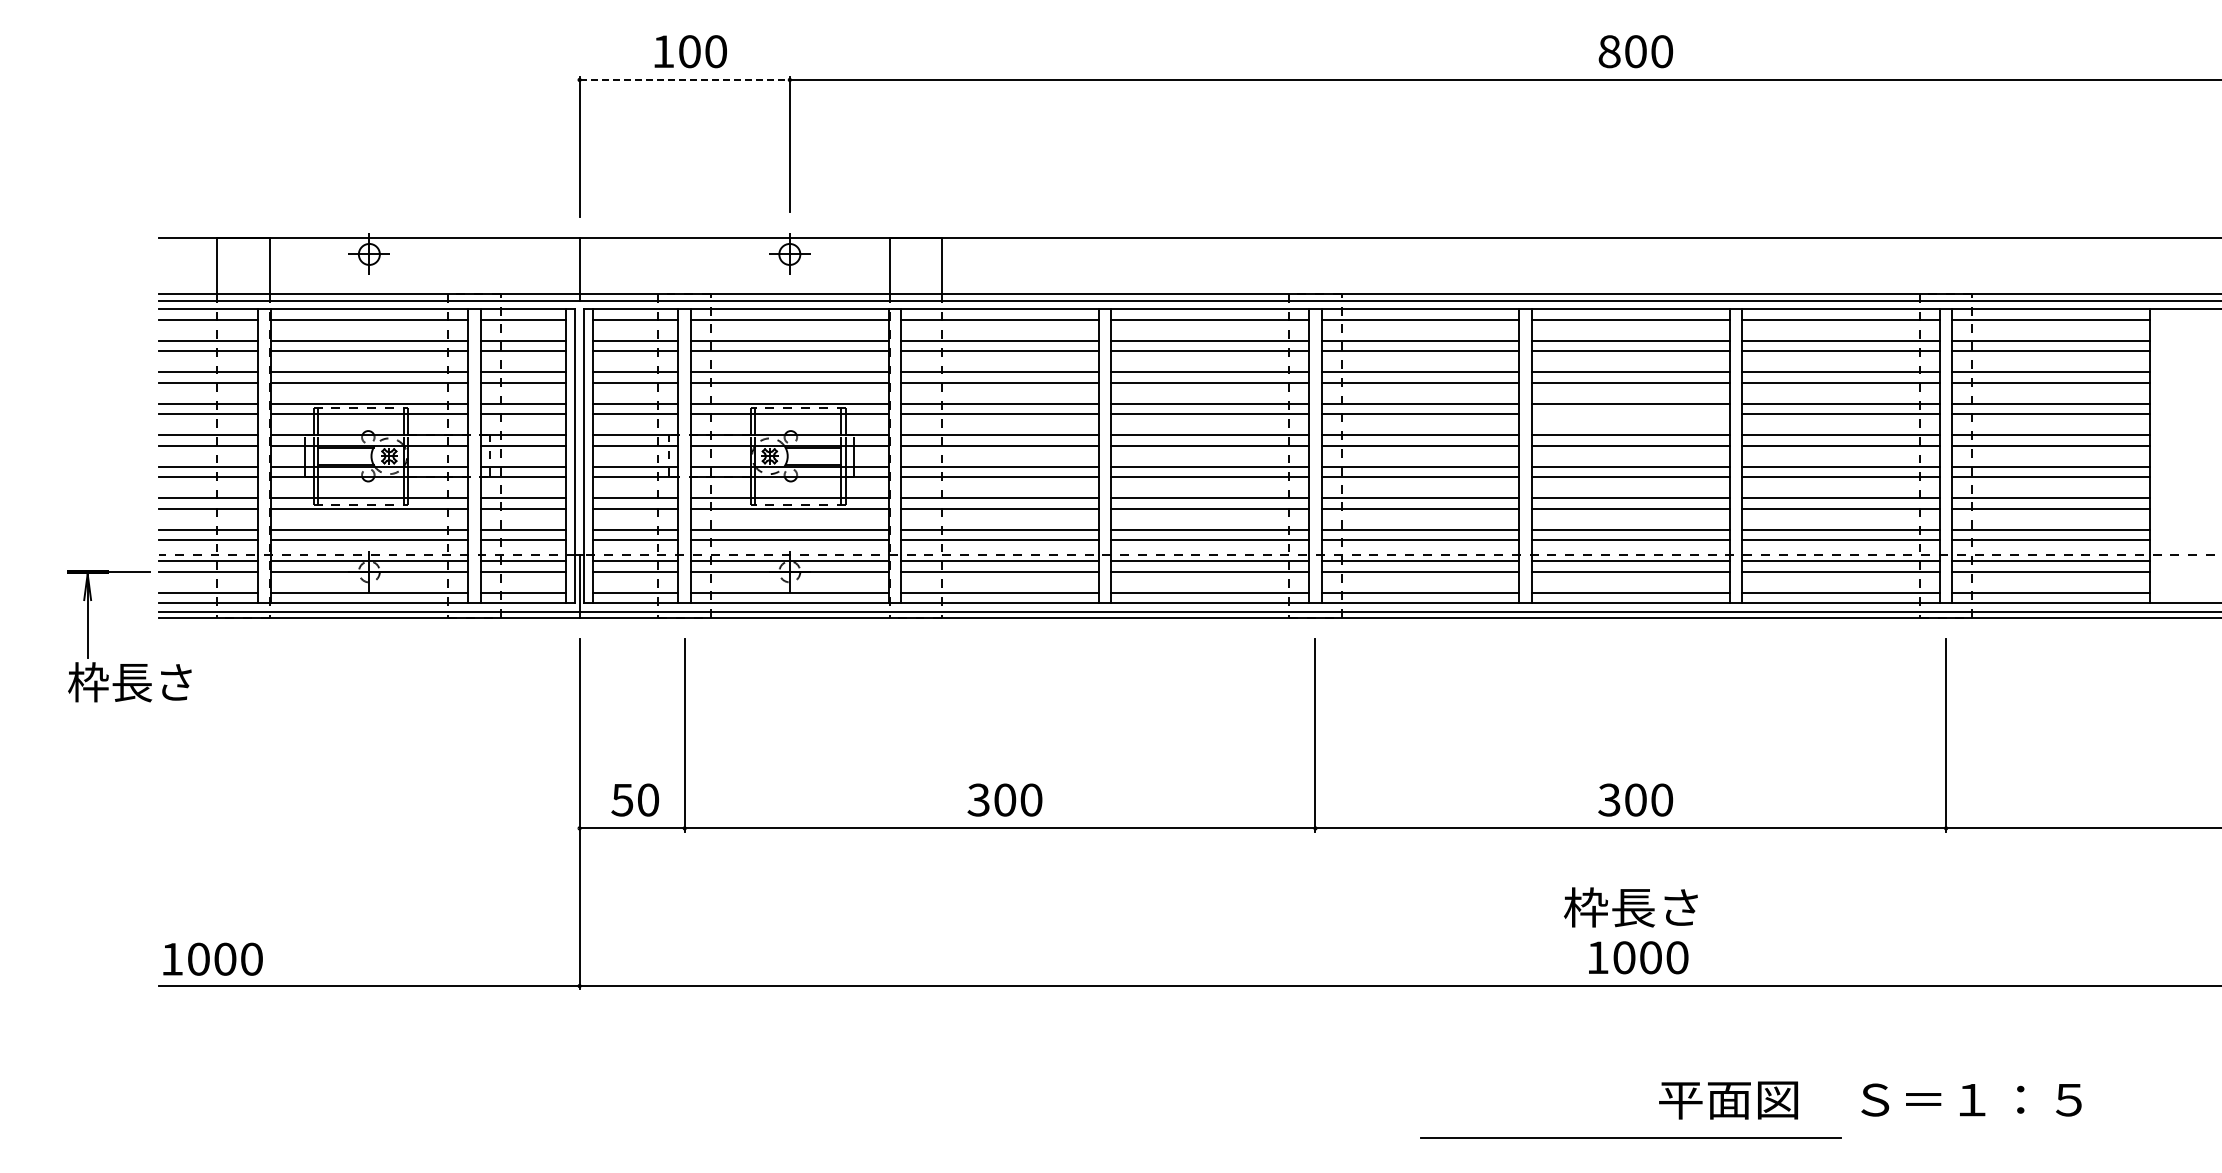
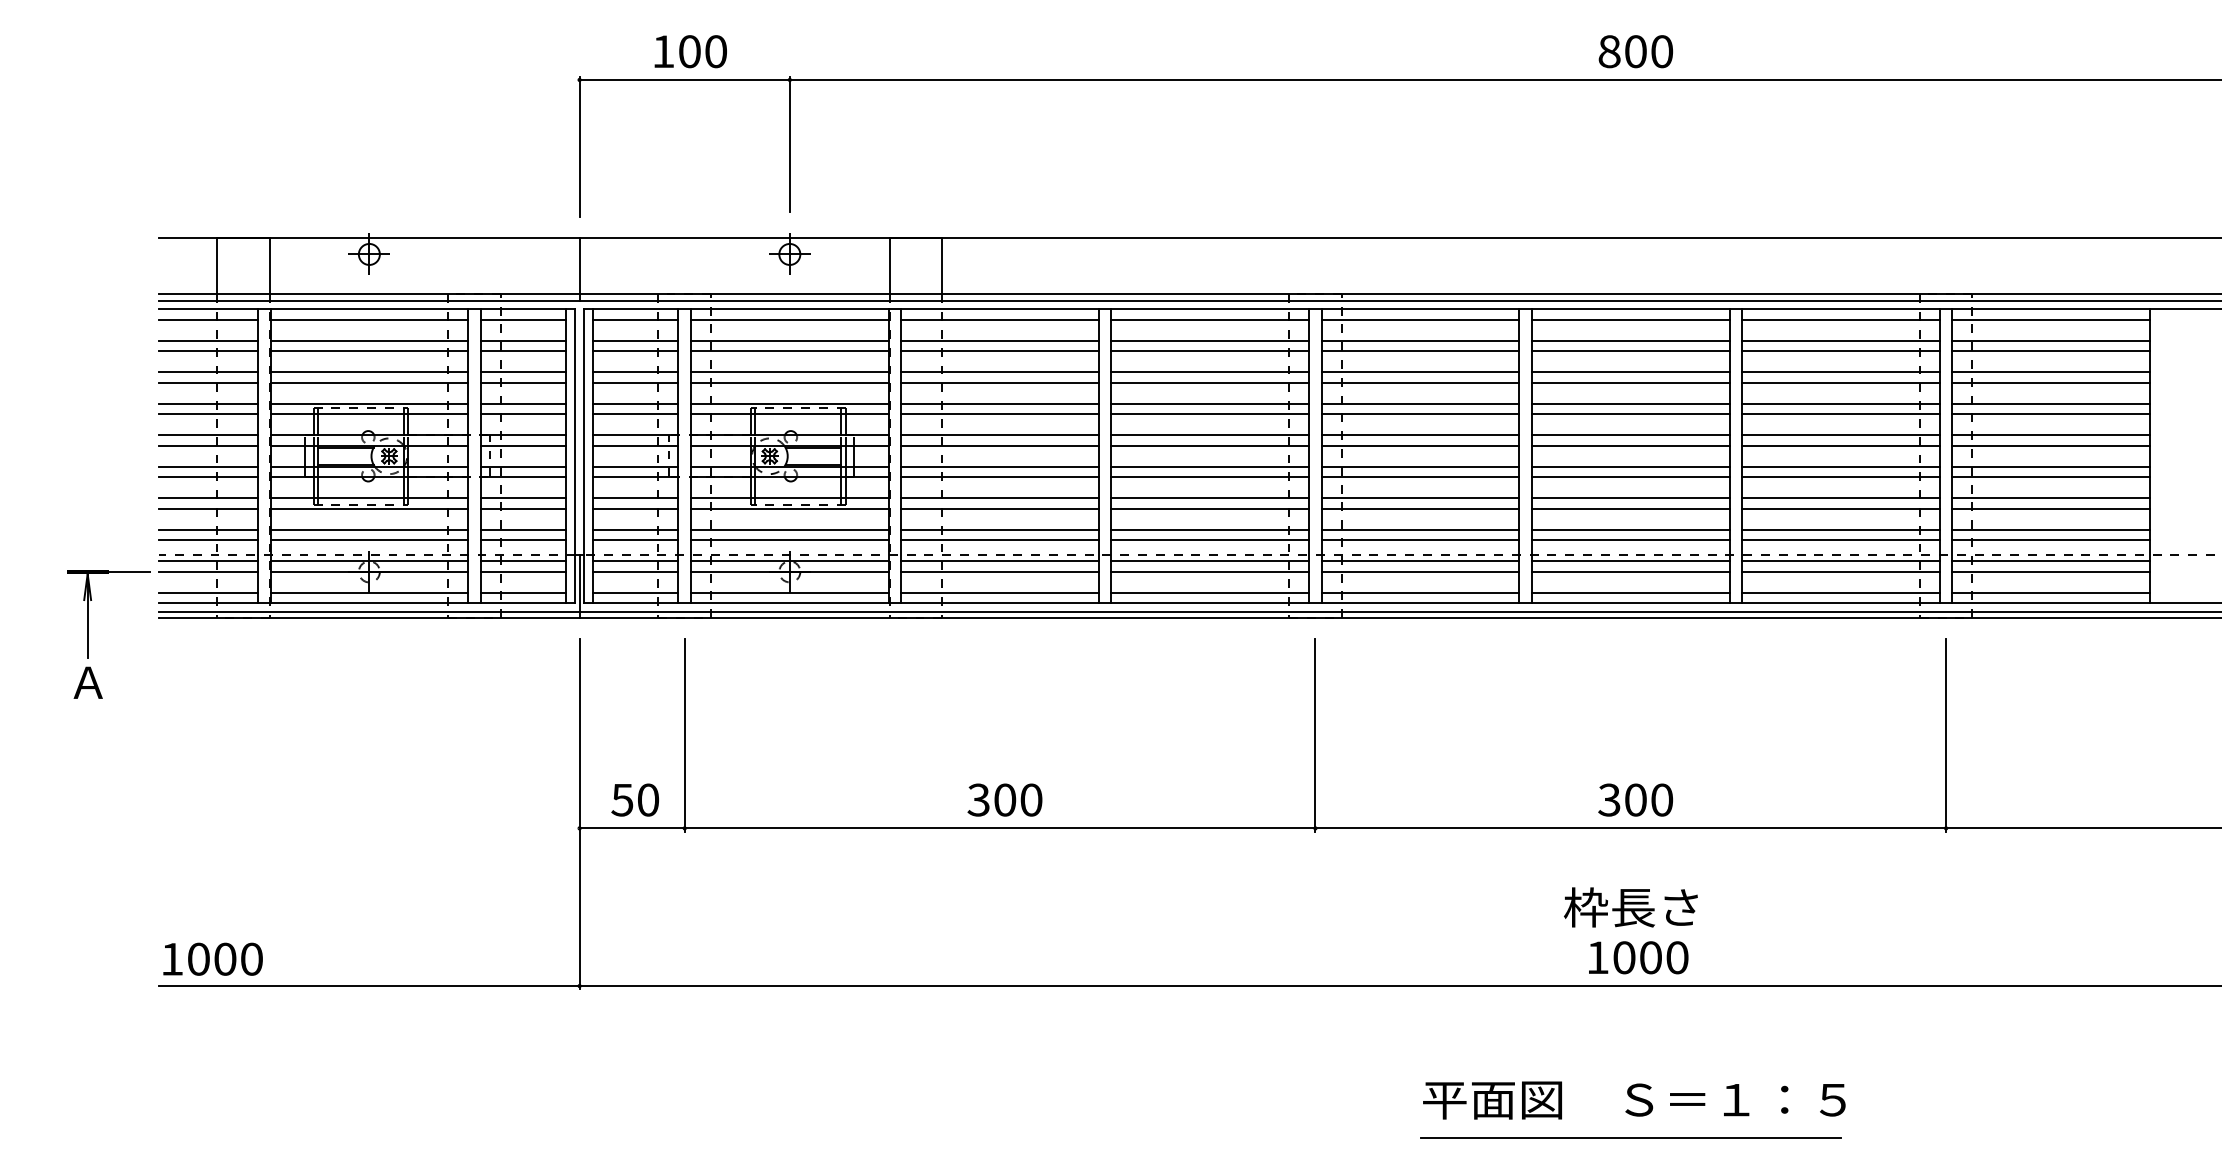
line: dashed -> solid (685, 79)
line: none -> present (1630, 414)
text: 枠長さ -> Ａ (129, 682)
text position: (1870, 1100) -> (1634, 1100) (1634, 1100)
